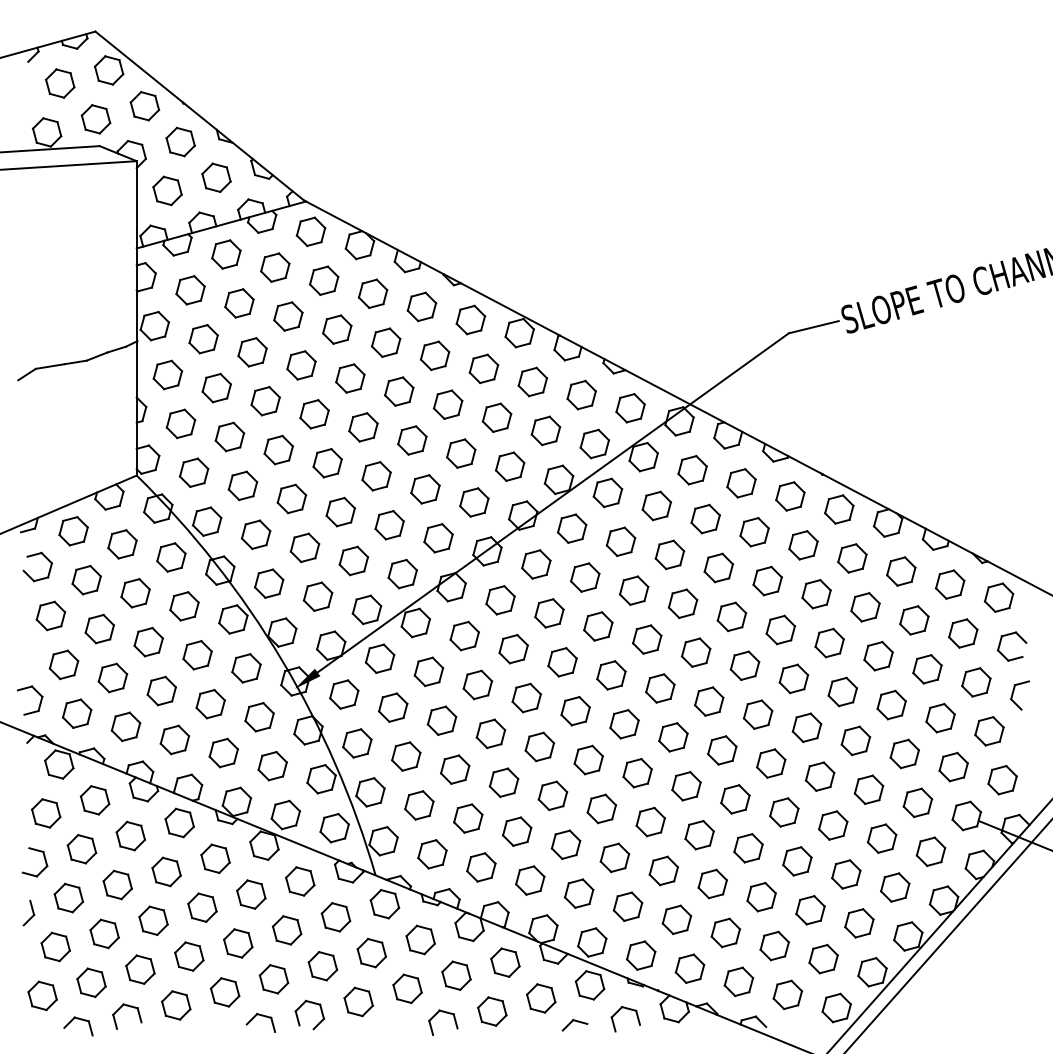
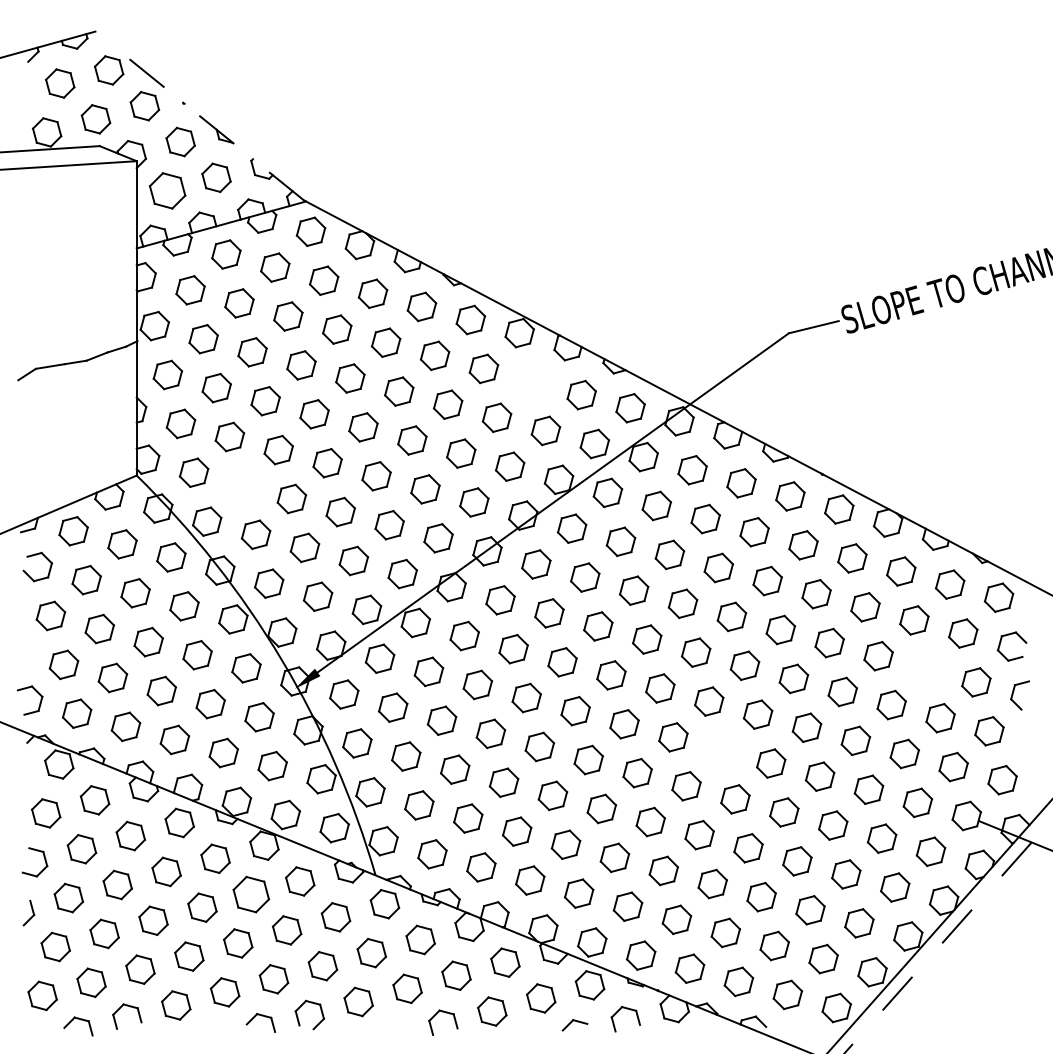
line: solid -> dashed (199, 115)
part size: 31x32 px -> 39x38 px (167, 190)
part: present -> none (532, 381)
part: present -> none (242, 485)
part: present -> none (927, 669)
part: present -> none (722, 750)
part size: 31x31 px -> 39x39 px (251, 894)
line: solid -> dashed (948, 936)
